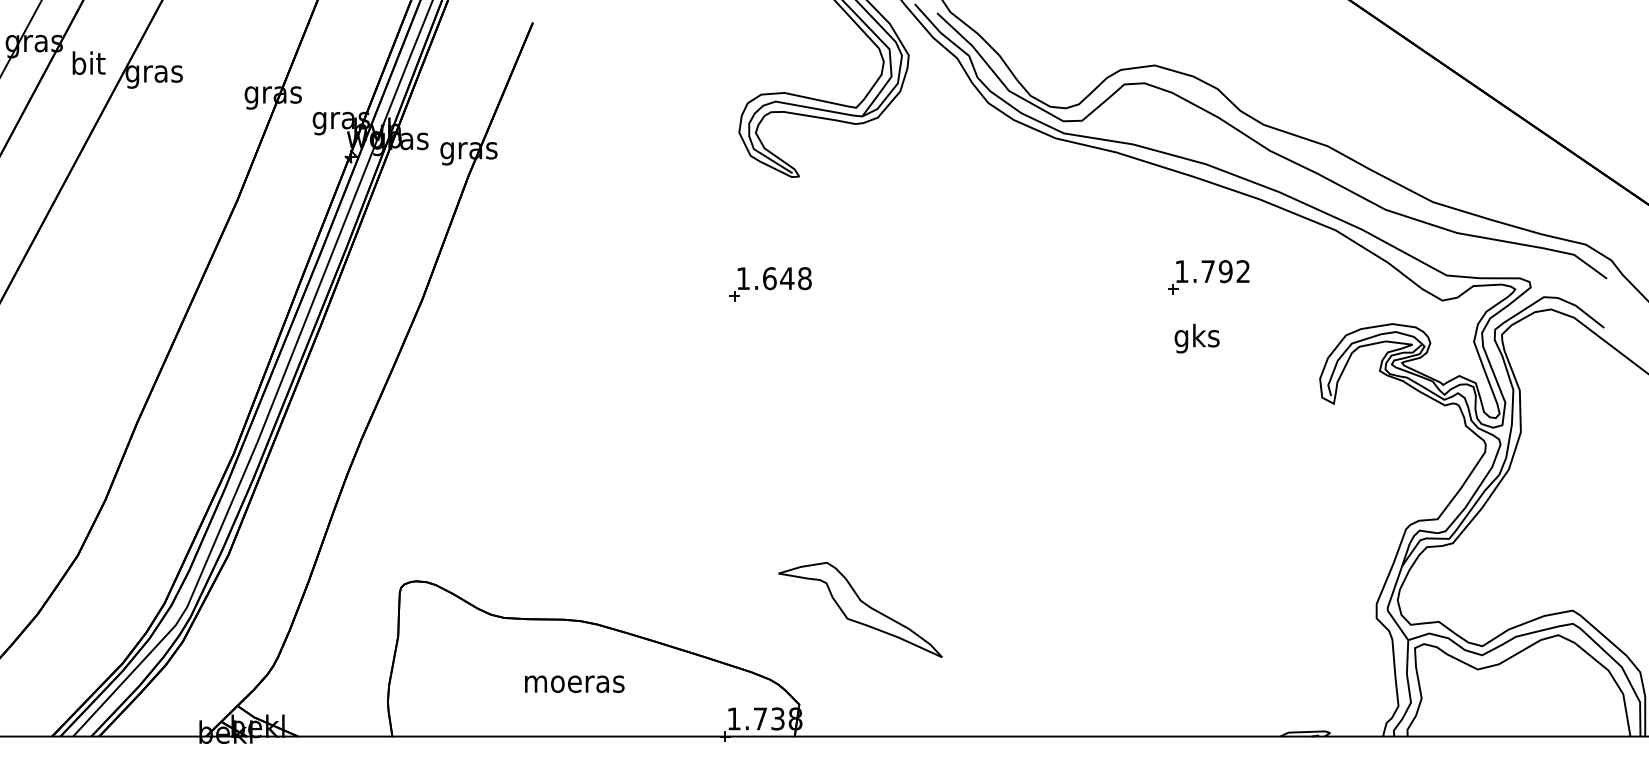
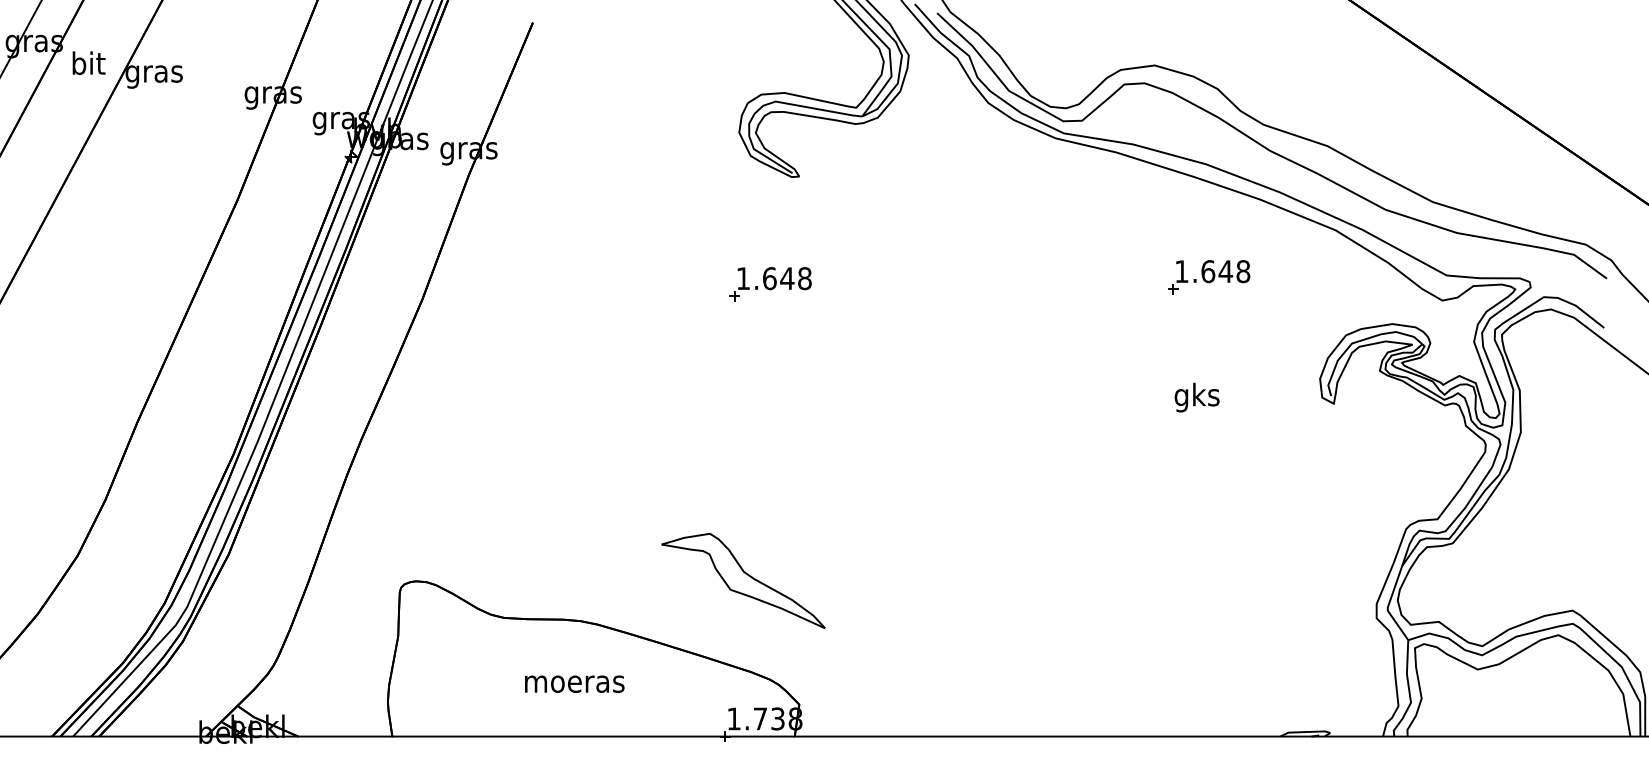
text: 1.792 -> 1.648 (1225, 271)
text position: (1196, 338) -> (1196, 397) (1196, 397)
part position: (860, 609) -> (743, 580) (743, 580)
